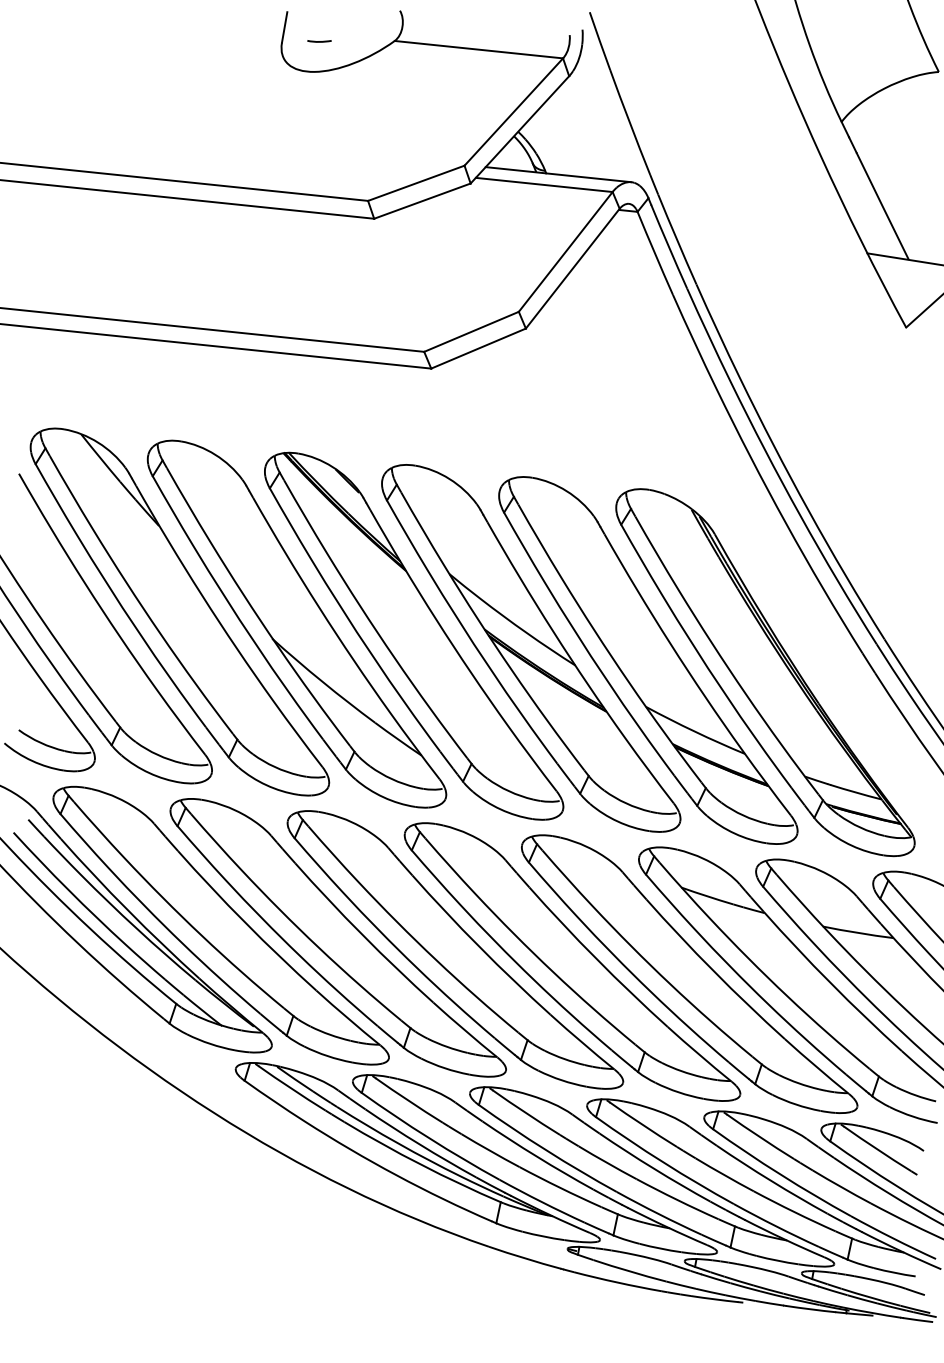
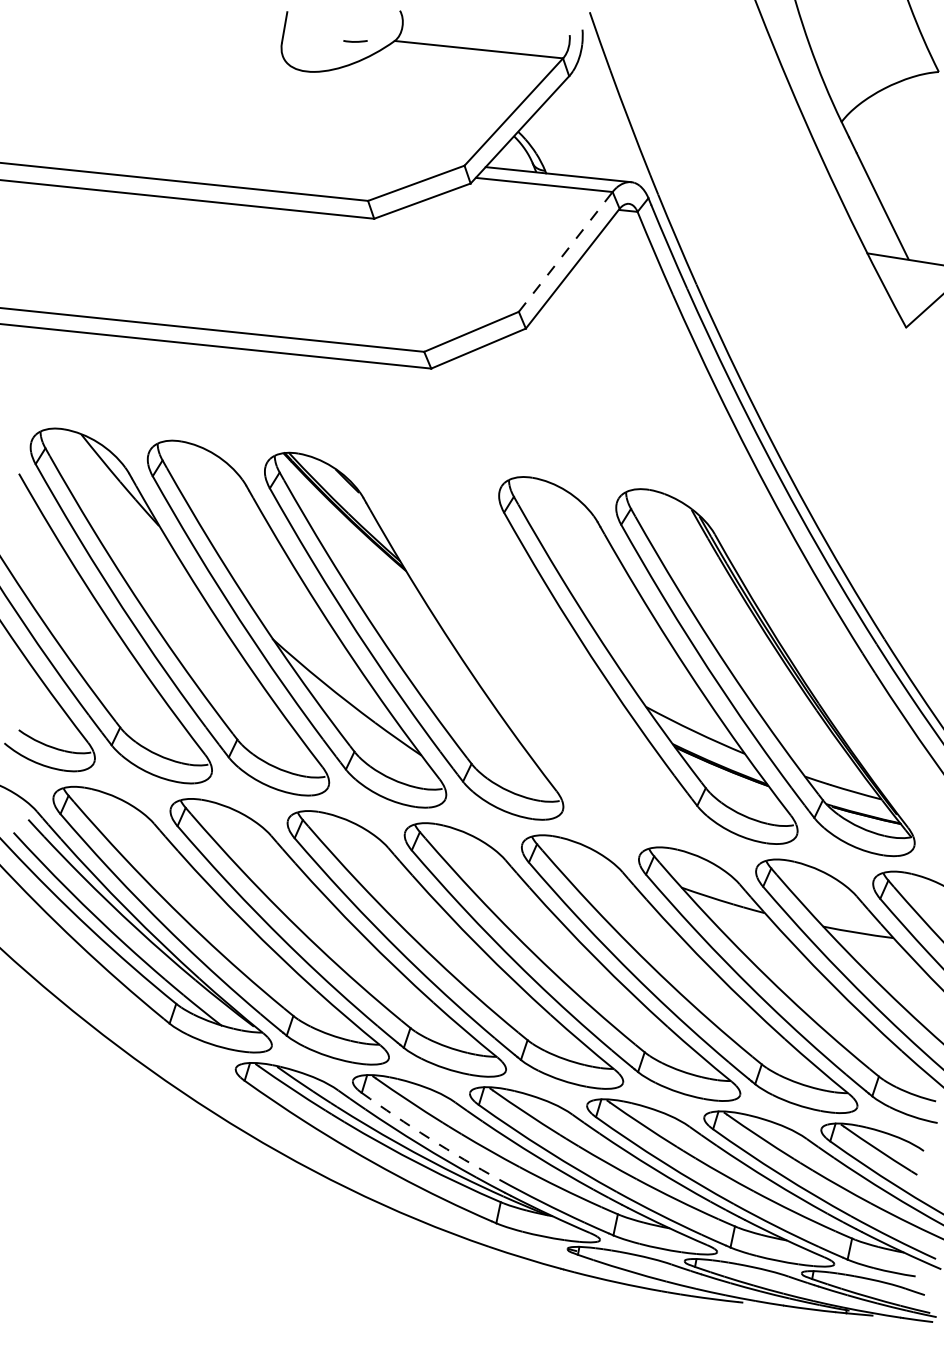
line position: (319, 41) -> (355, 41) (355, 41)
line: solid -> dashed (566, 251)
part: present -> none (531, 648)
arc: solid -> dashed (429, 1138)
